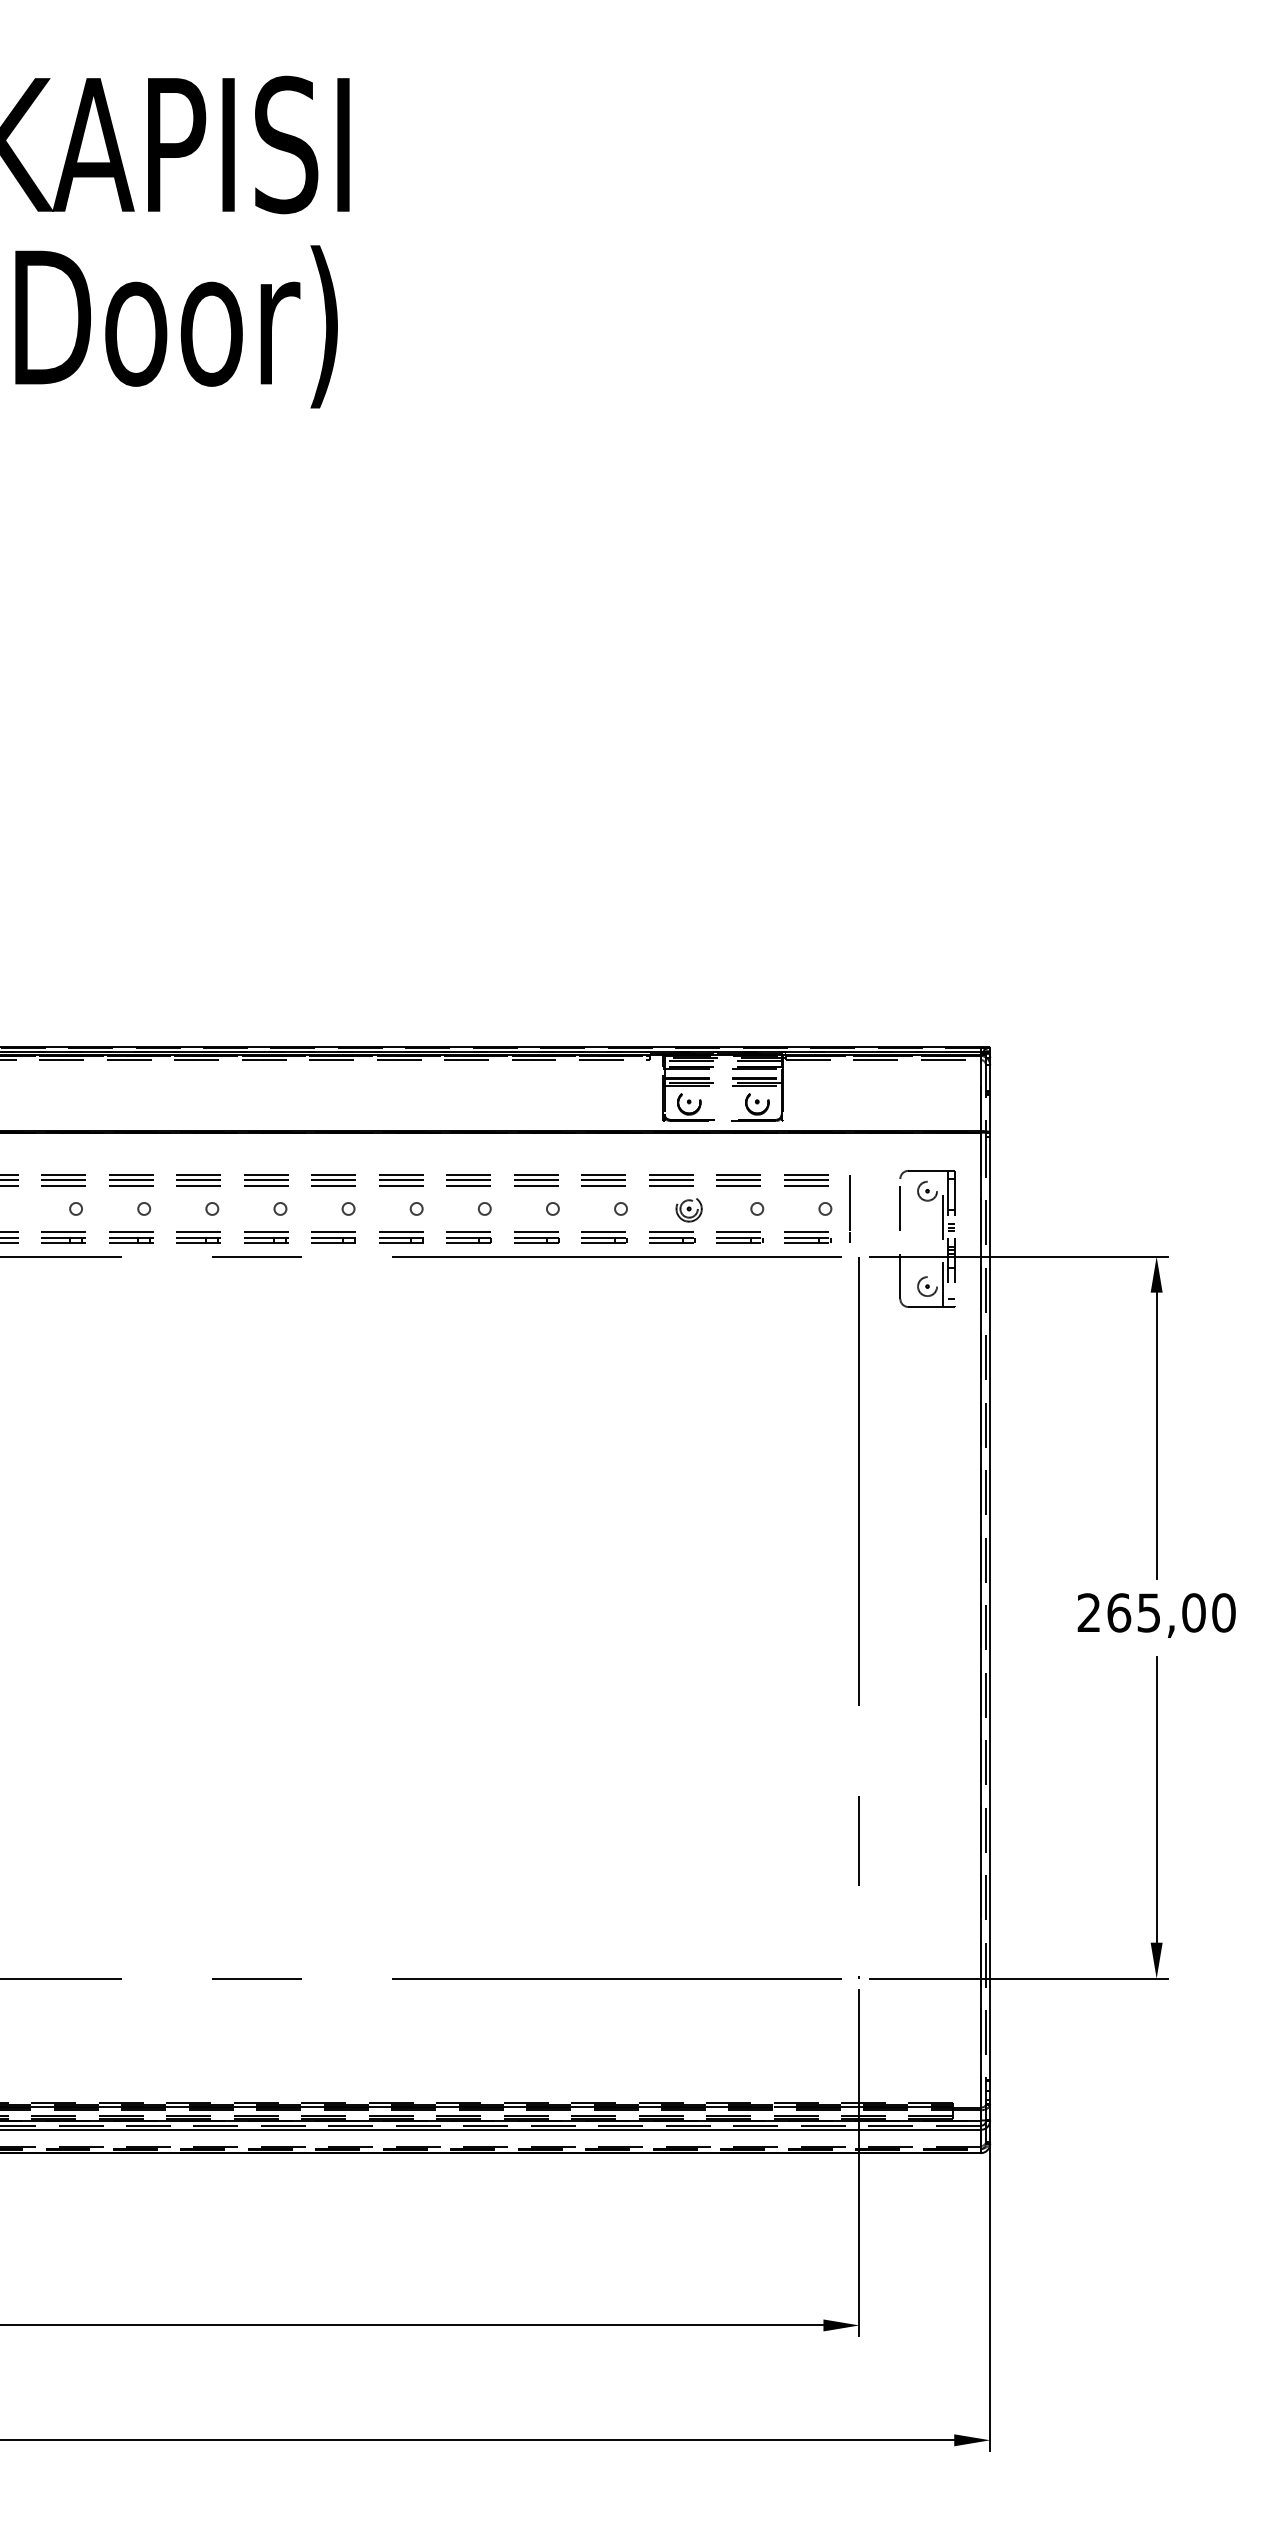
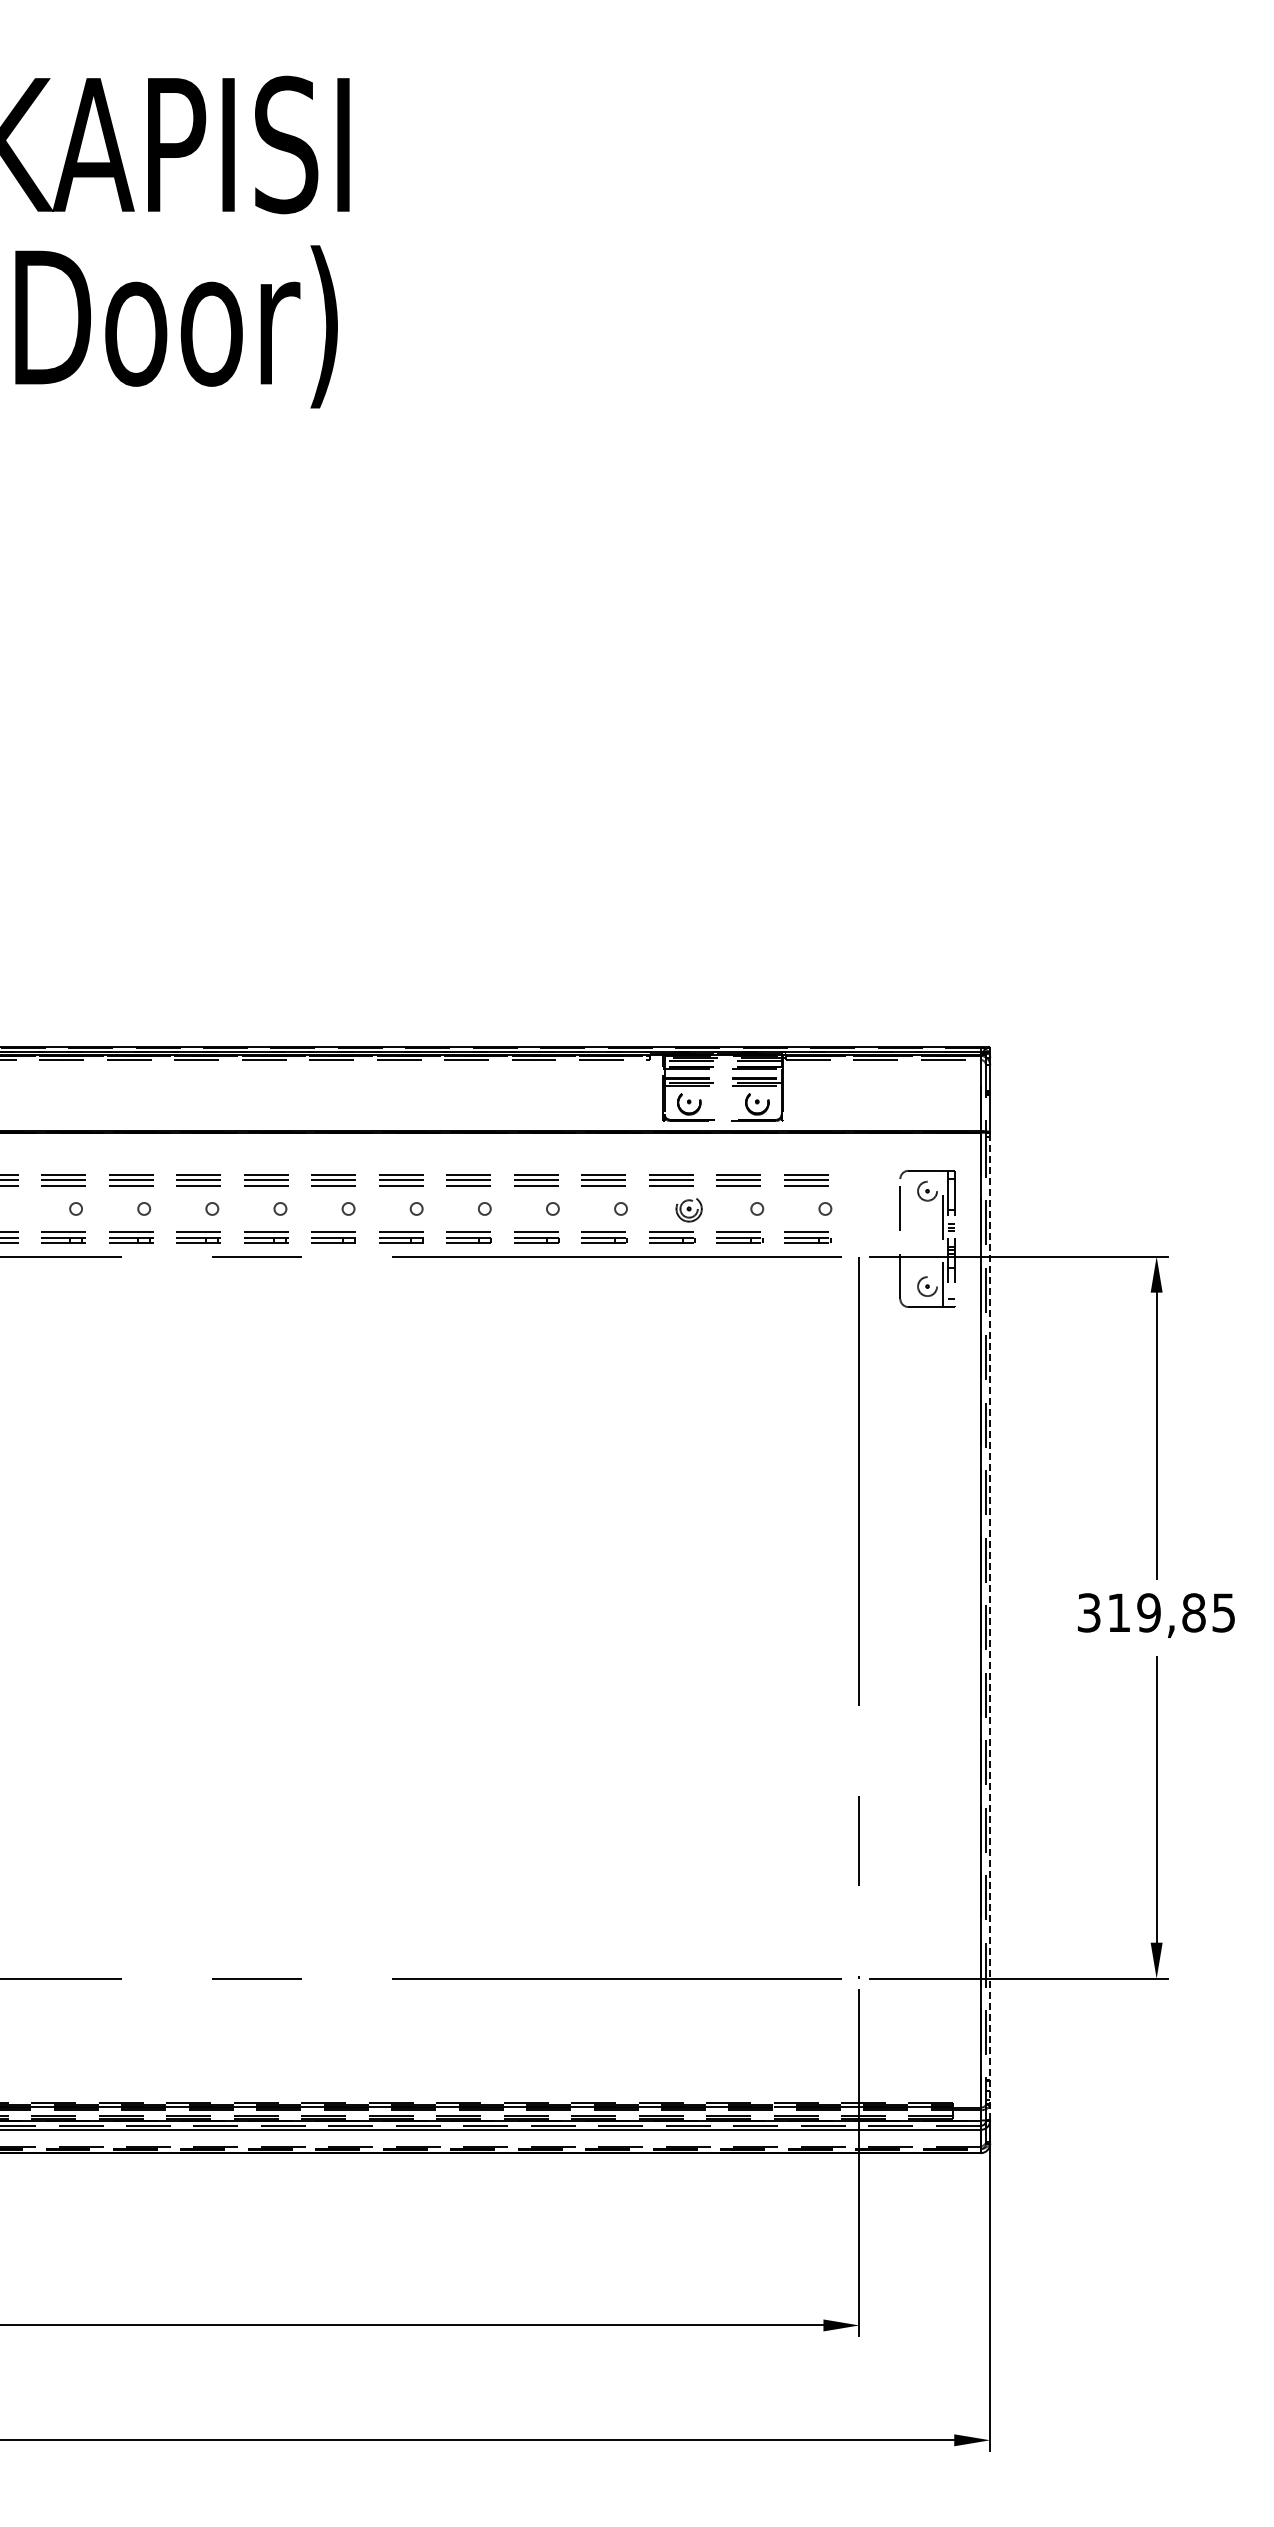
line: present -> none (849, 1208)
text: 265,00 -> 319,85 (1156, 1612)
line: solid -> dashed (990, 1626)
